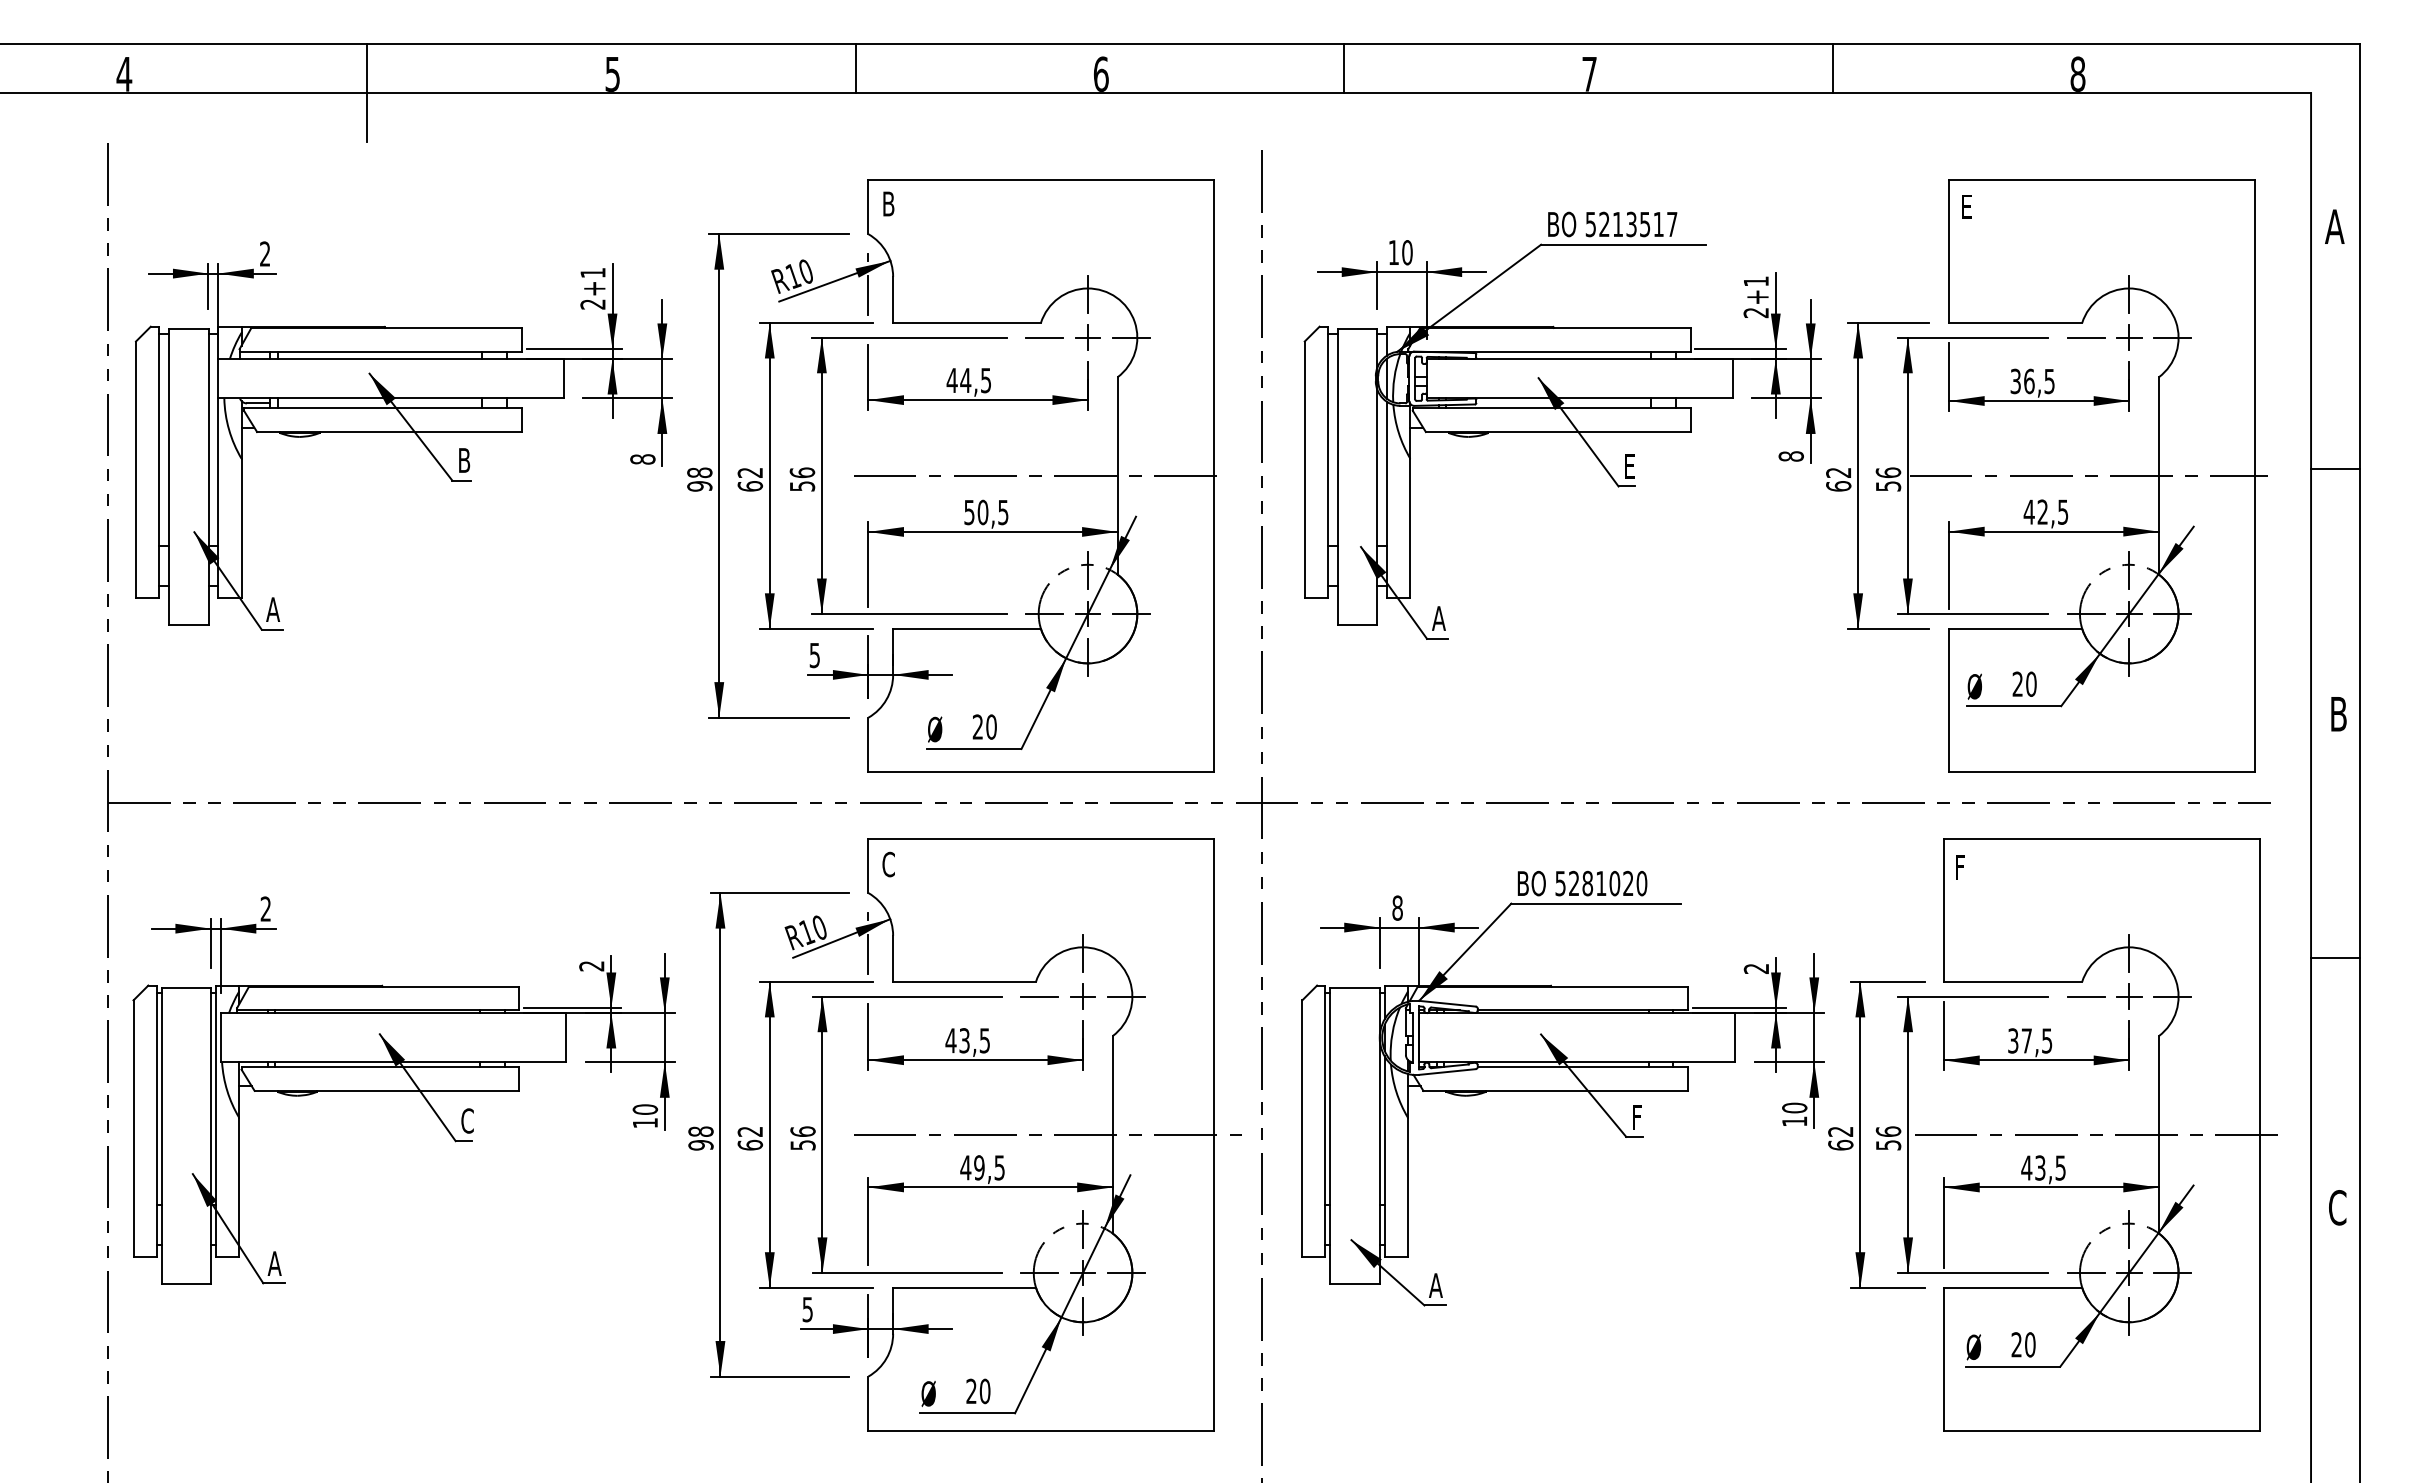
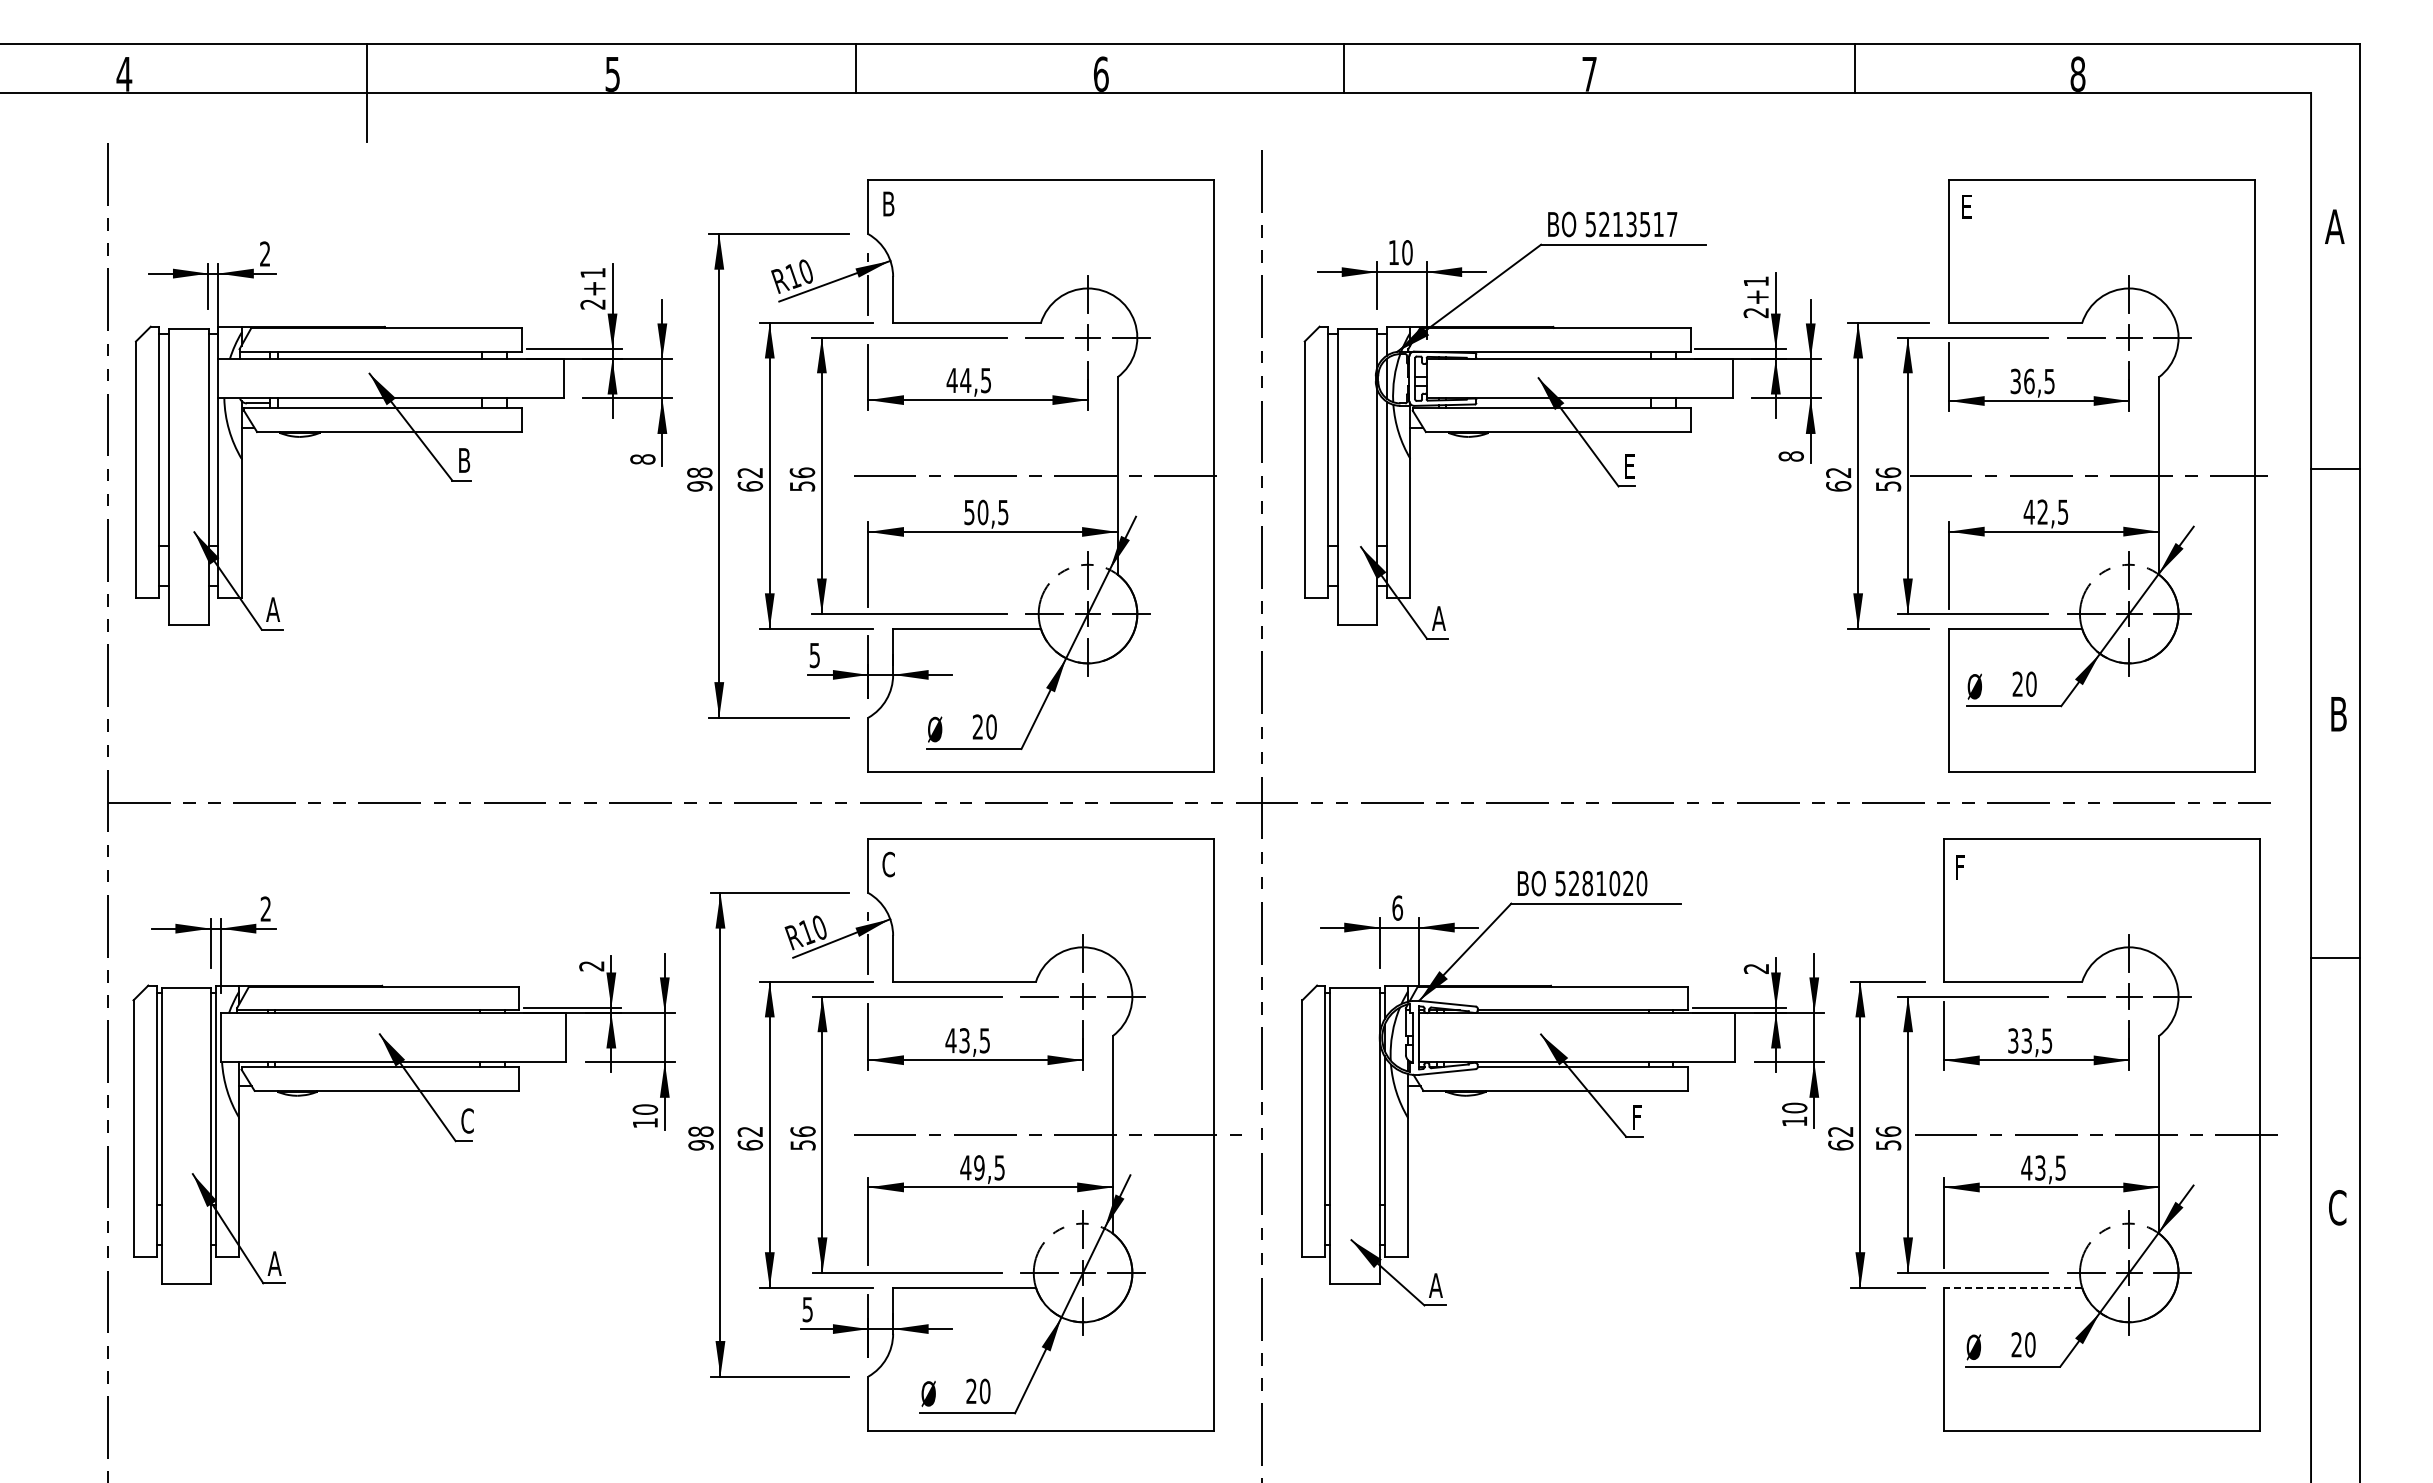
line position: (1832, 68) -> (1854, 68) (1854, 68)
text: 8 -> 6 (1397, 907)
text: 37,5 -> 33,5 (2026, 1040)
line: solid -> dashed (2013, 1287)
